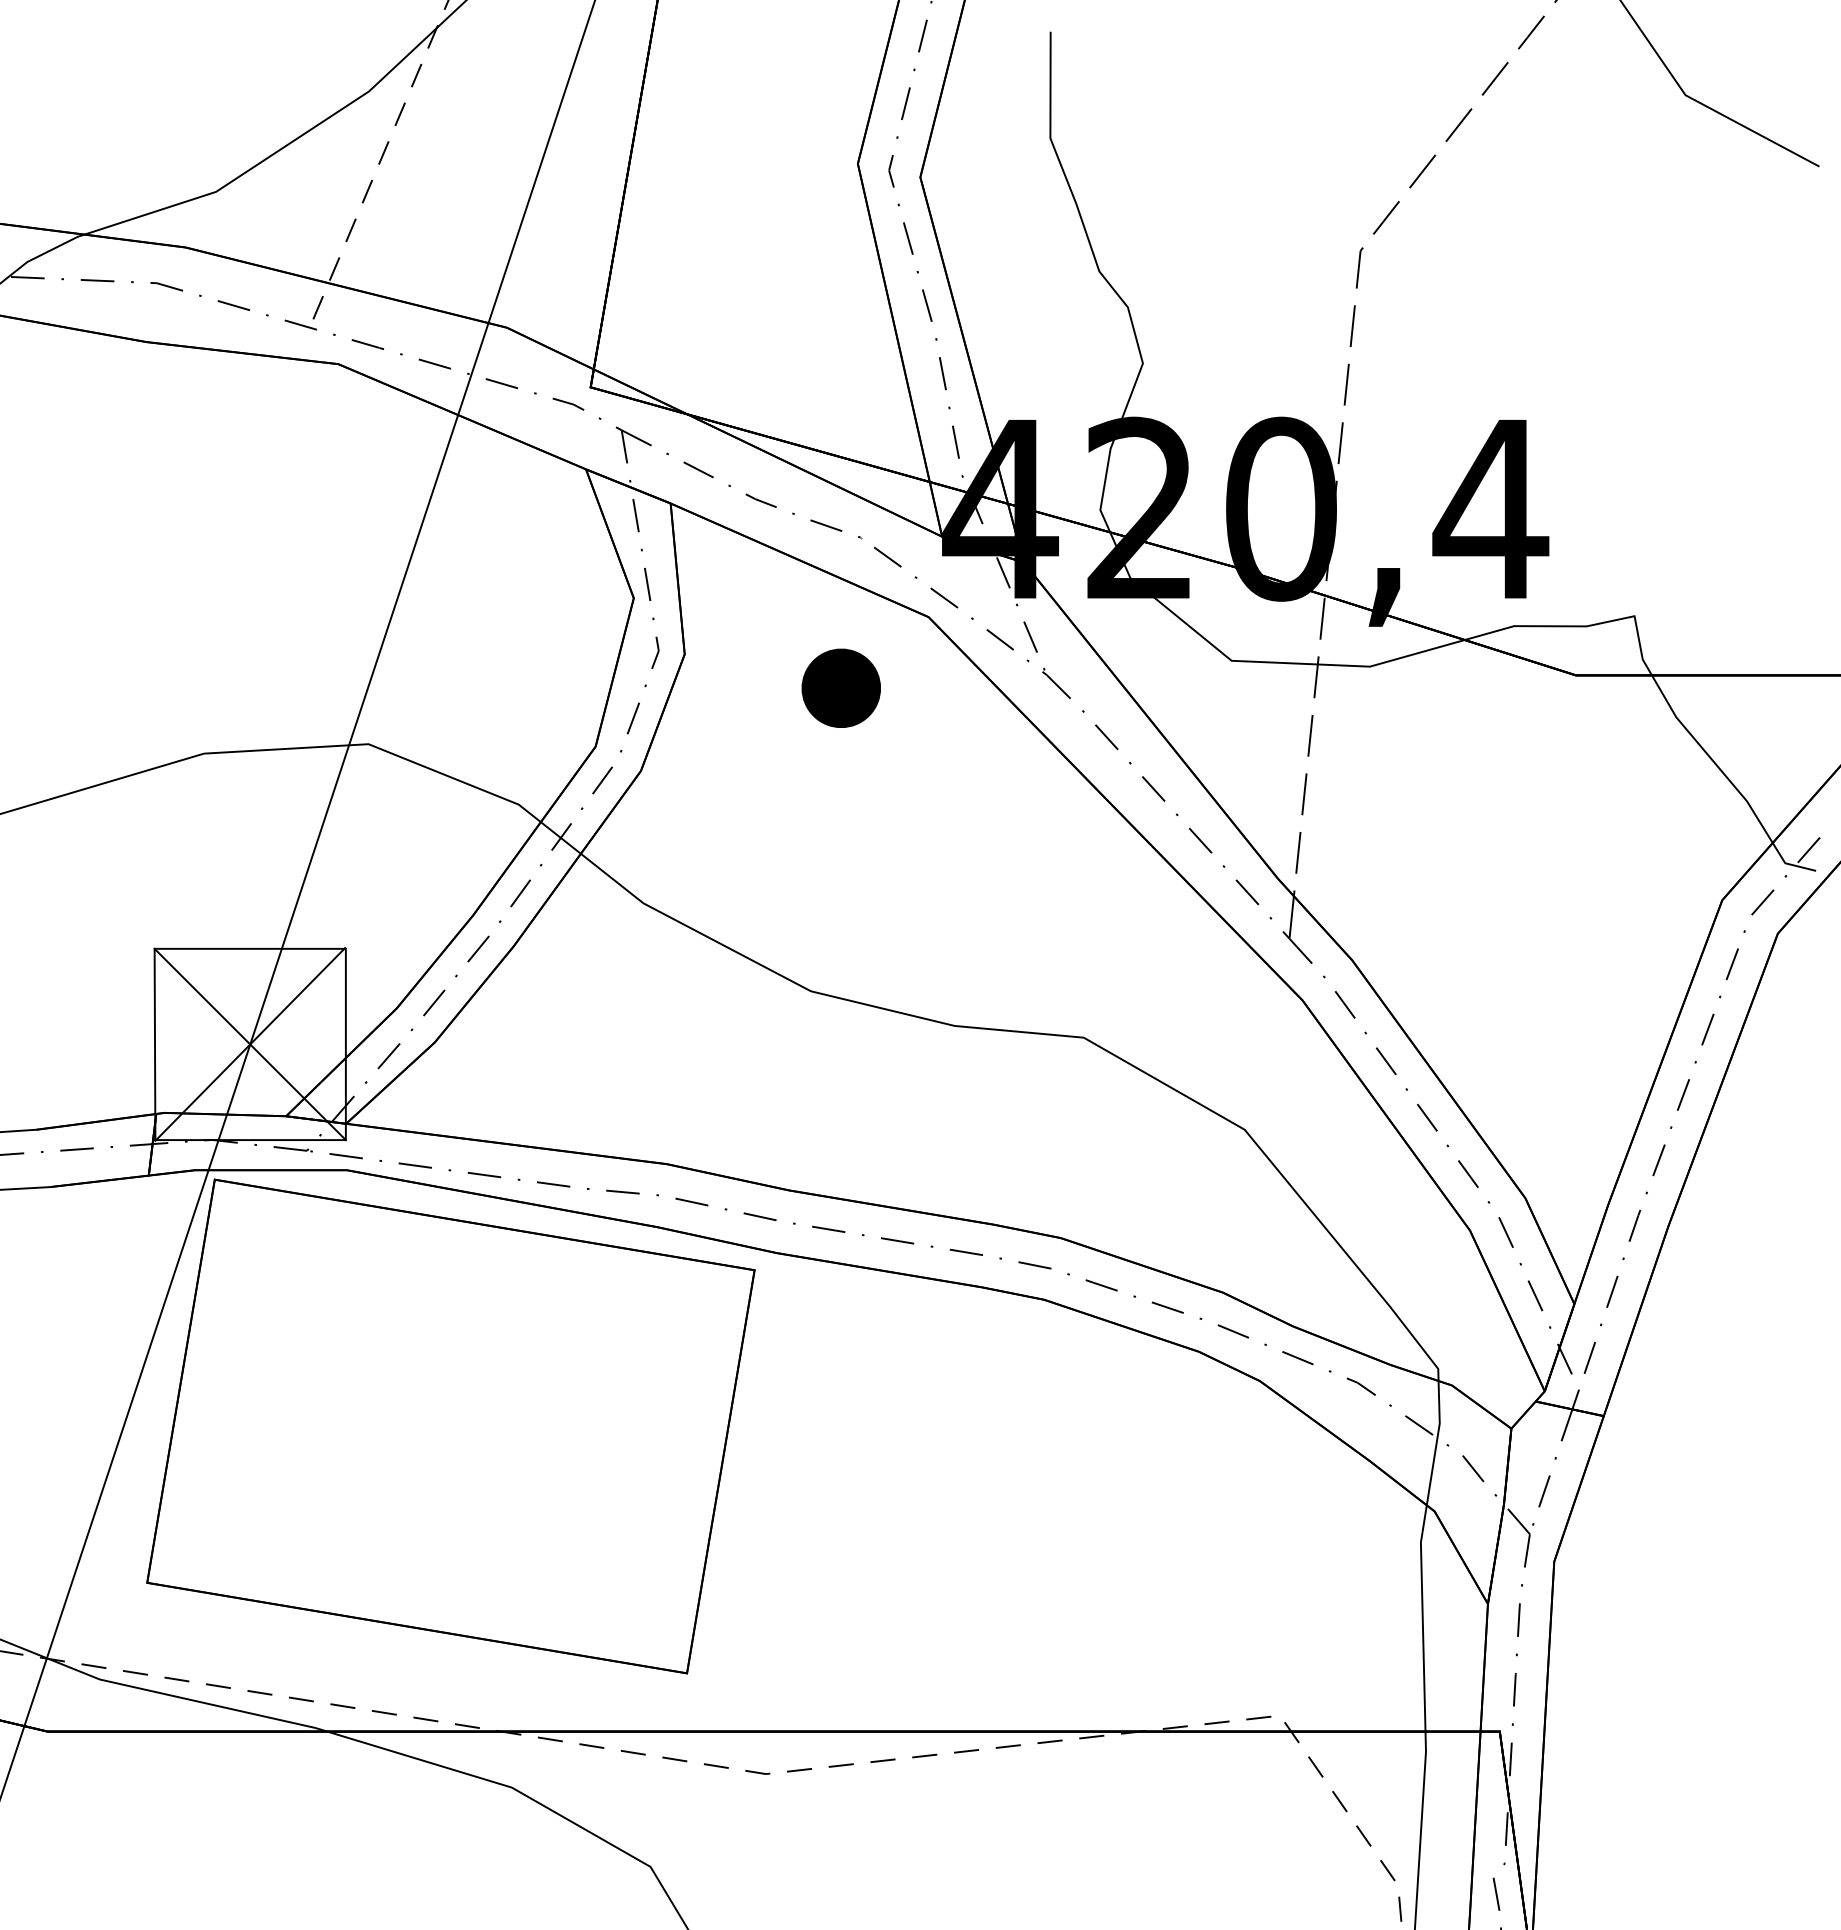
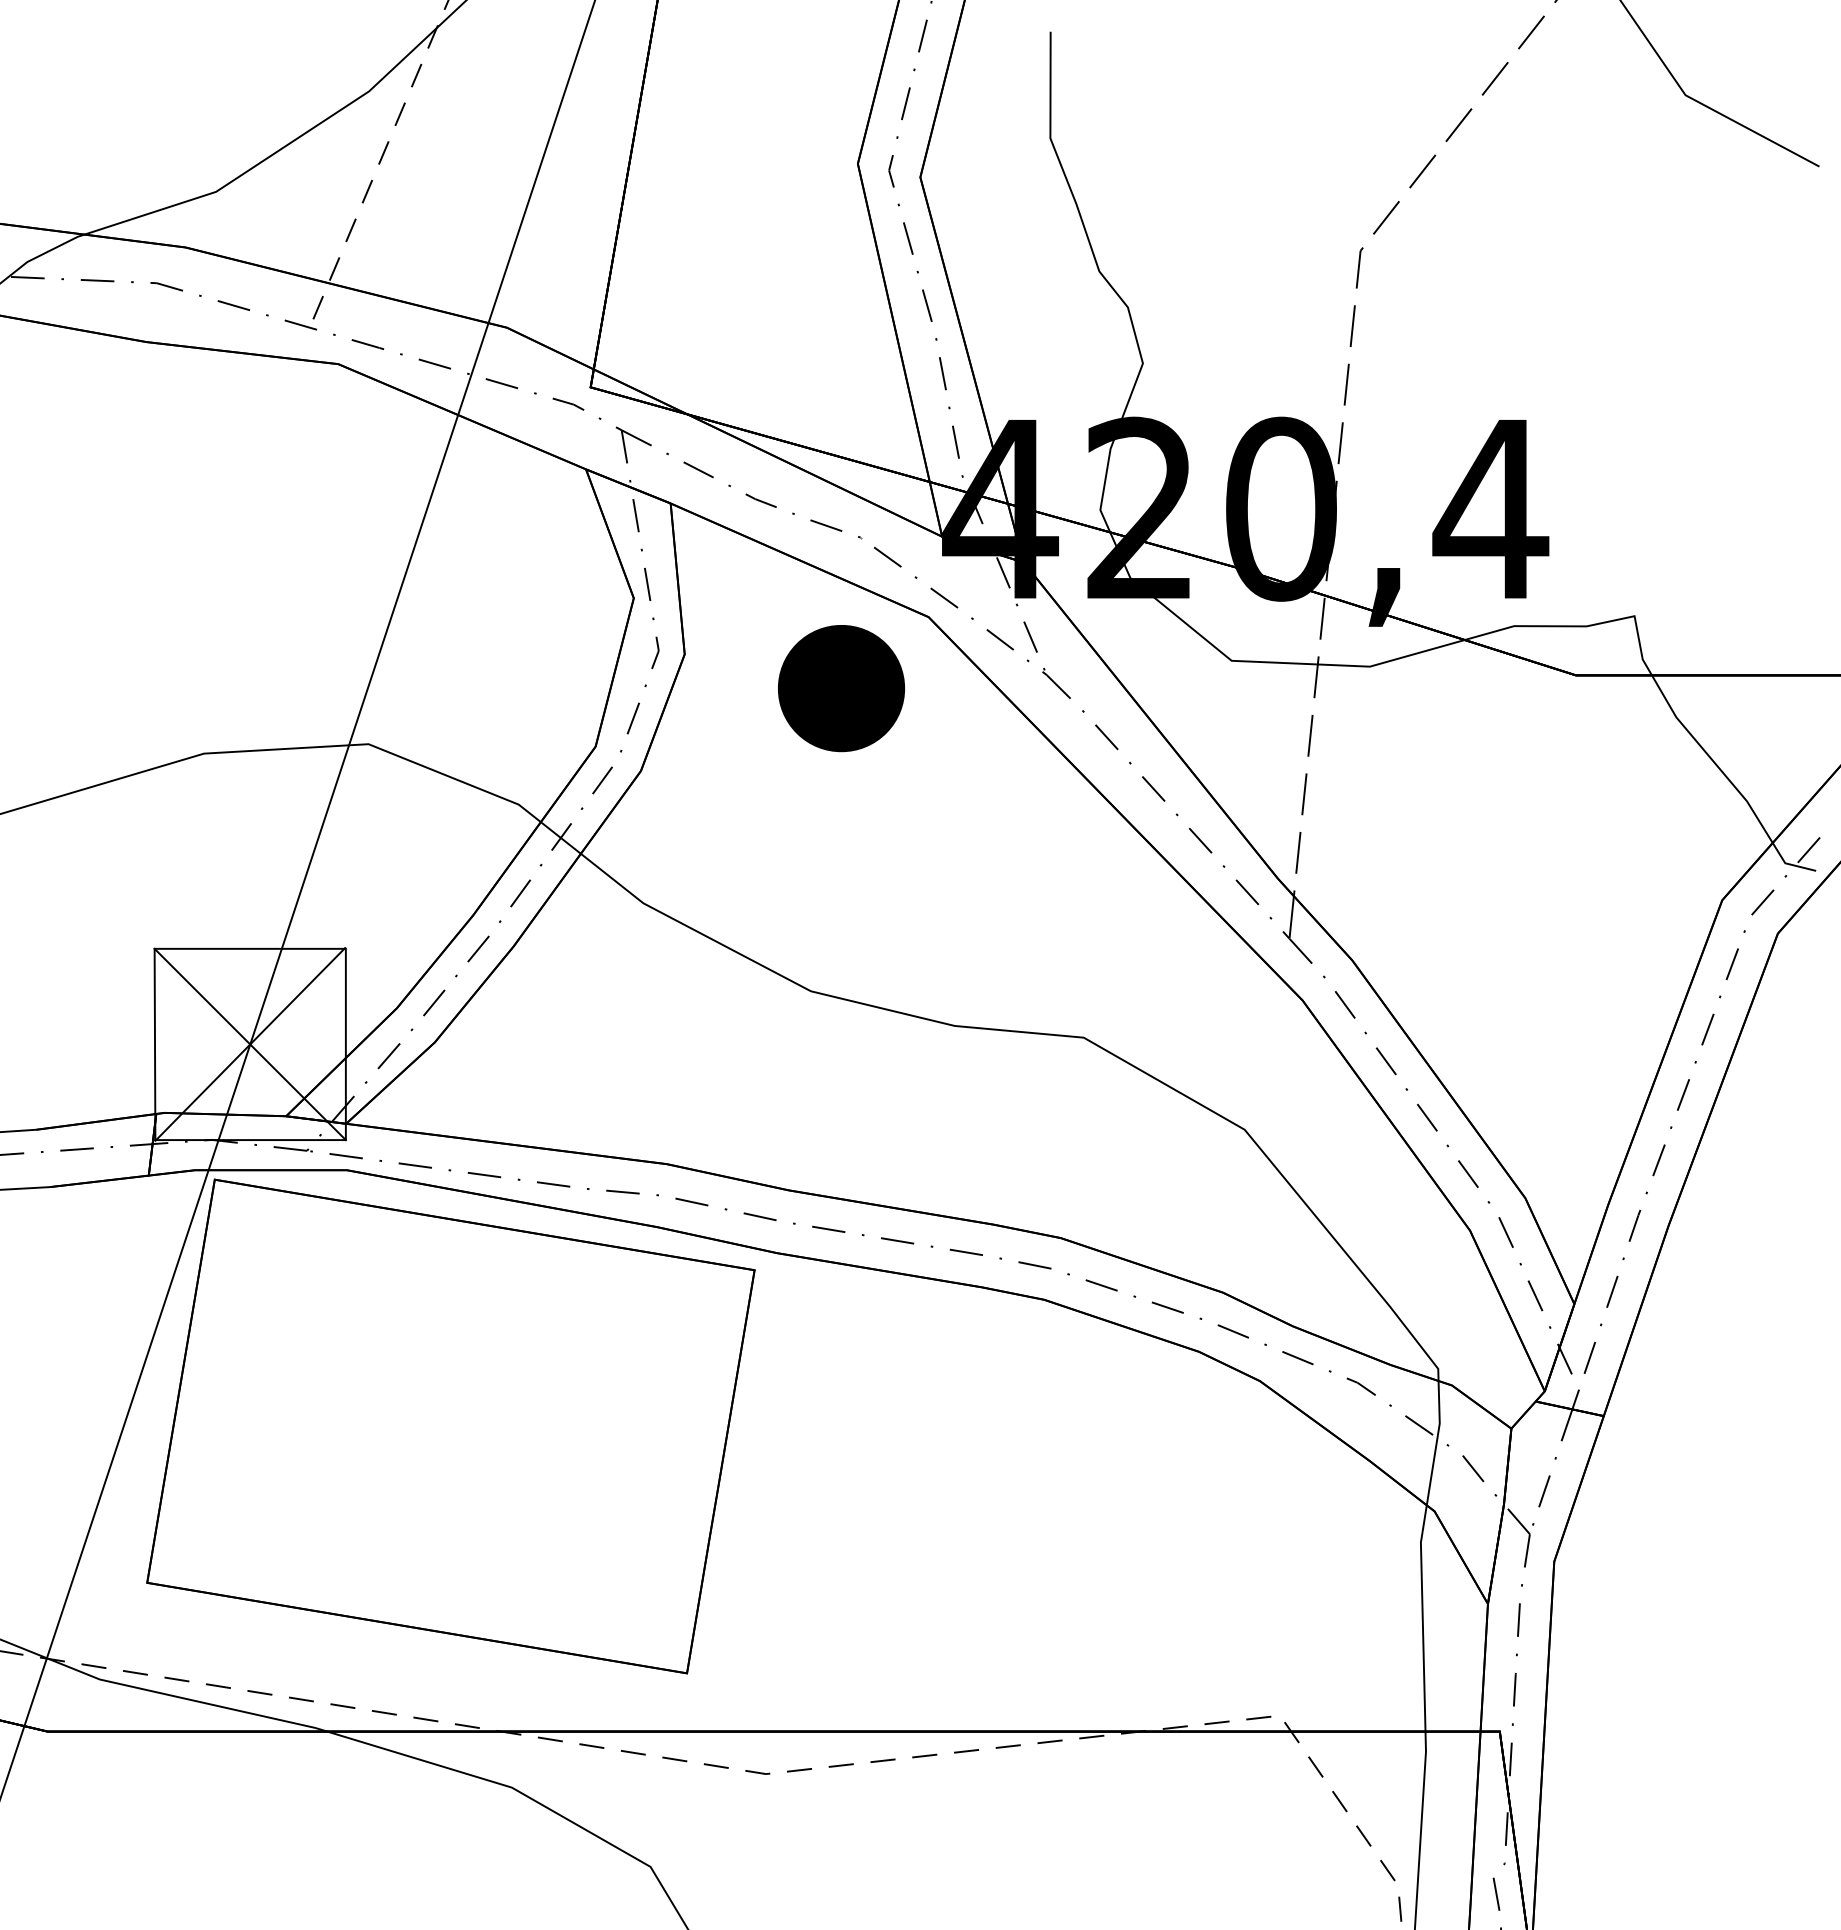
part size: 80x80 px -> 127x128 px (841, 688)
